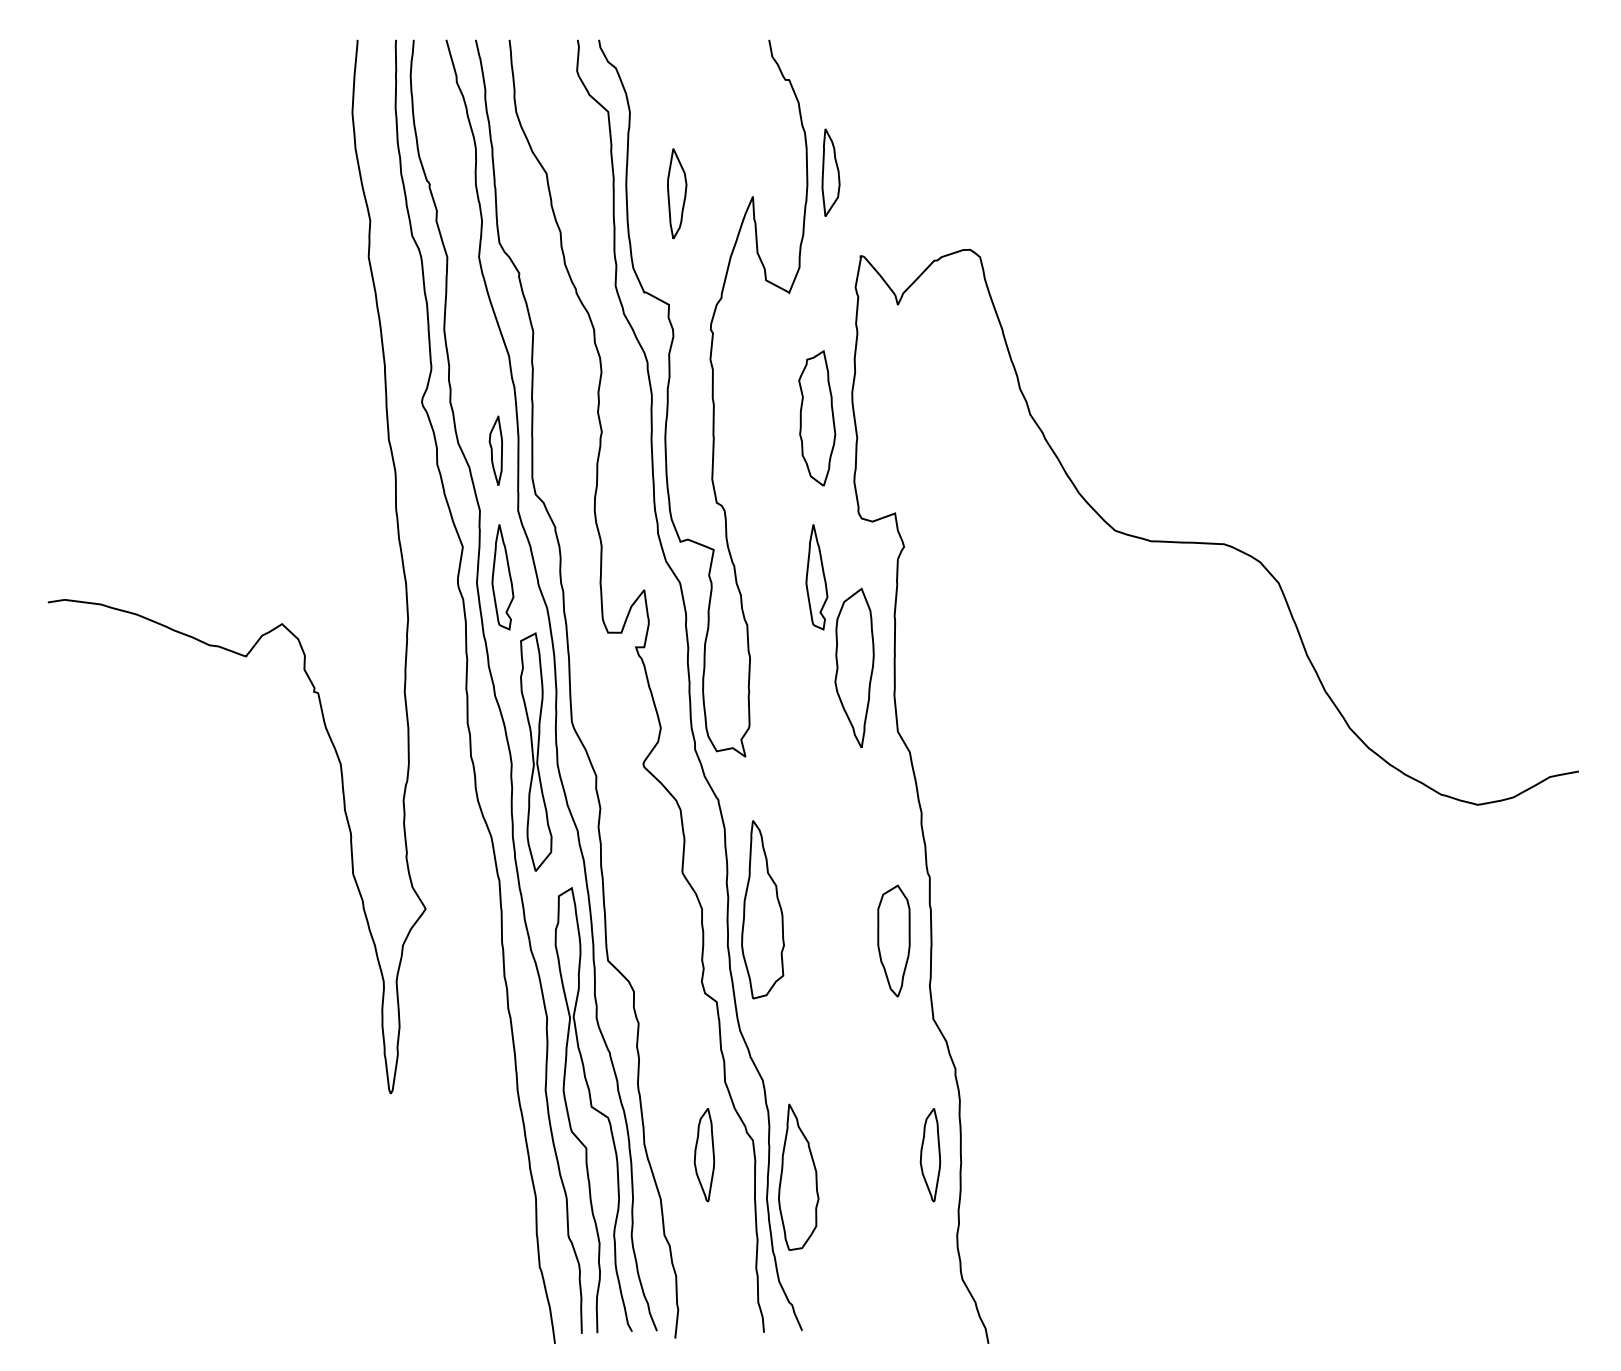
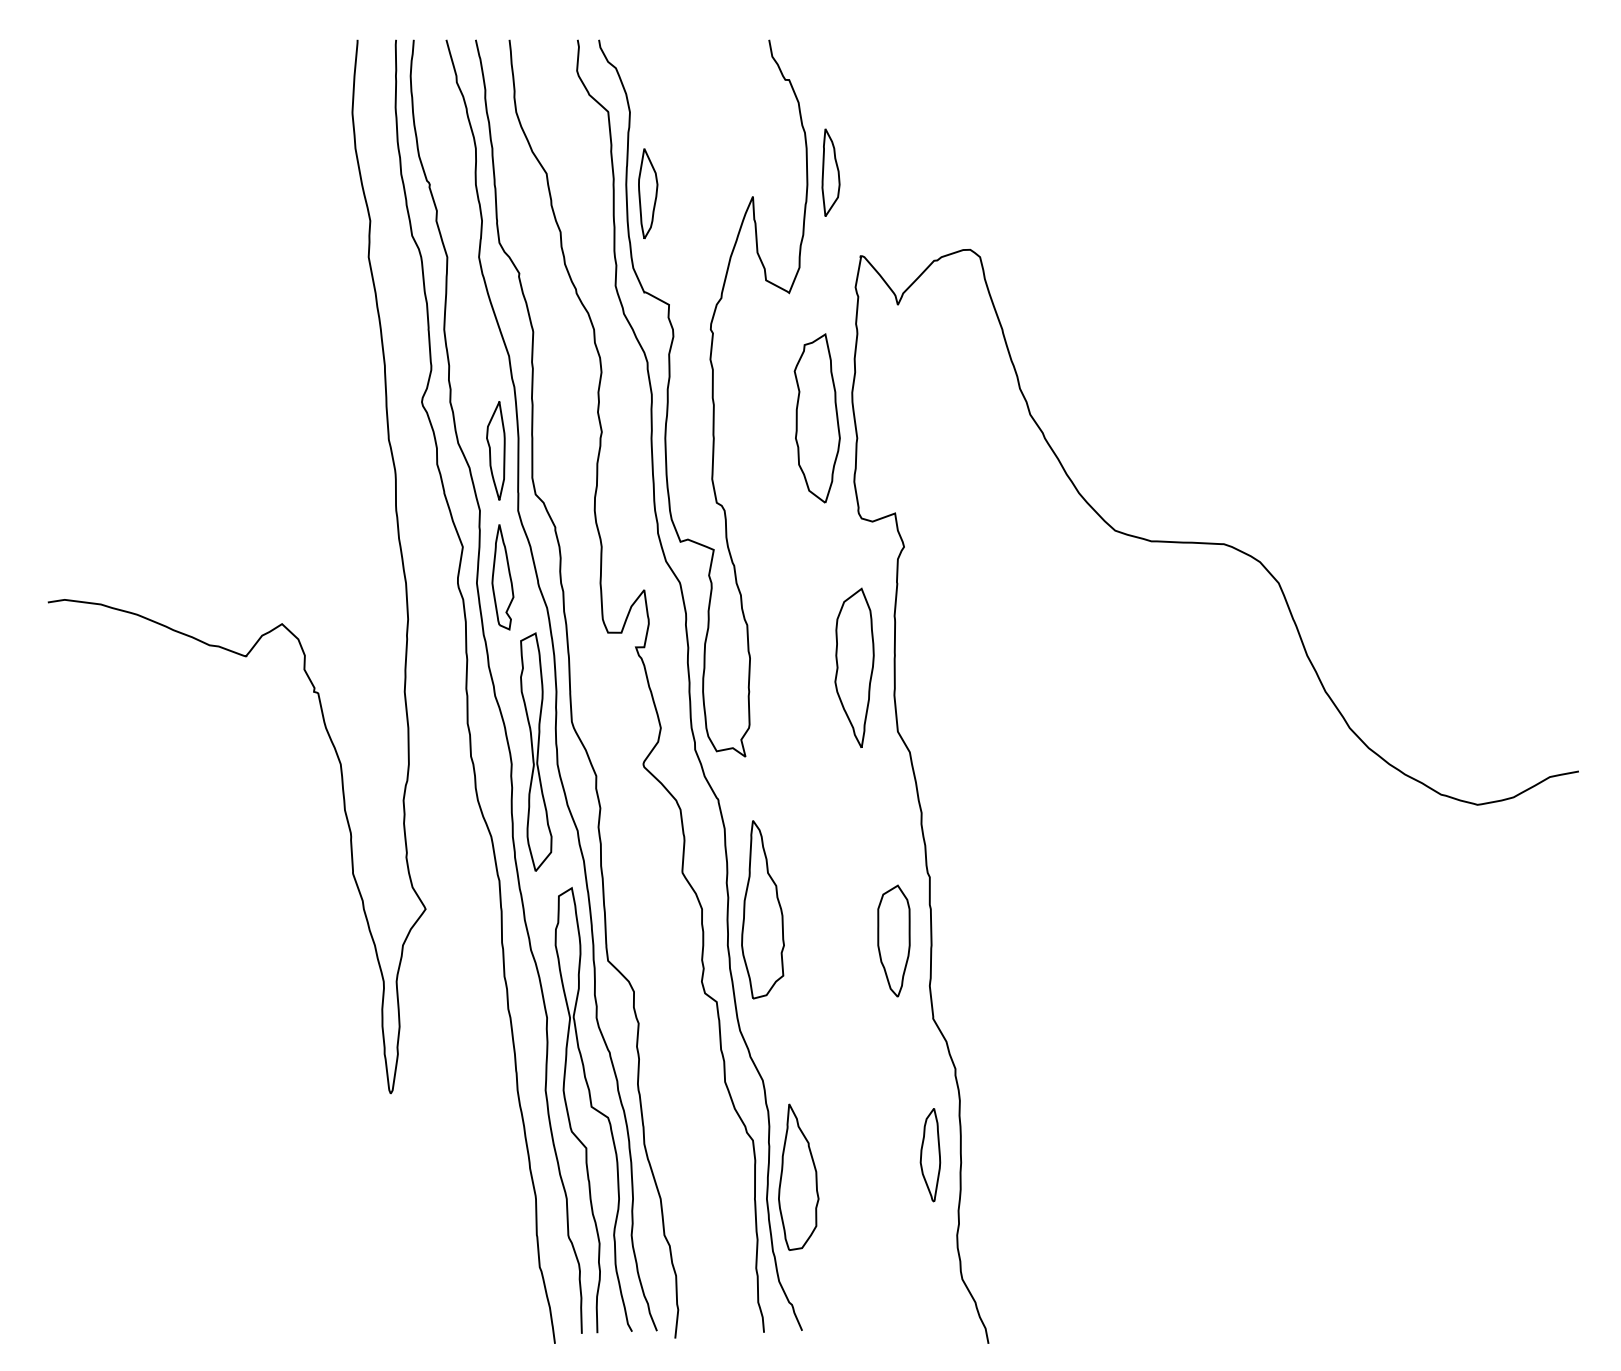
part position: (677, 193) -> (648, 193) (648, 193)
part size: 39x137 px -> 48x171 px (816, 418)
part size: 15x71 px -> 20x100 px (495, 450)
part: present -> none (816, 577)
part: present -> none (704, 1155)
